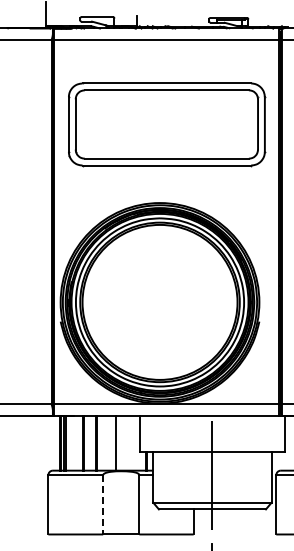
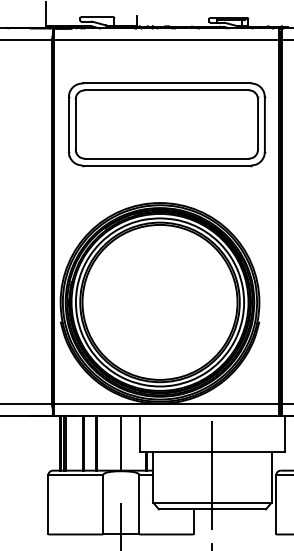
line position: (116, 442) -> (121, 442) (121, 442)
line: dashed -> solid (103, 504)
line: none -> present (121, 524)
